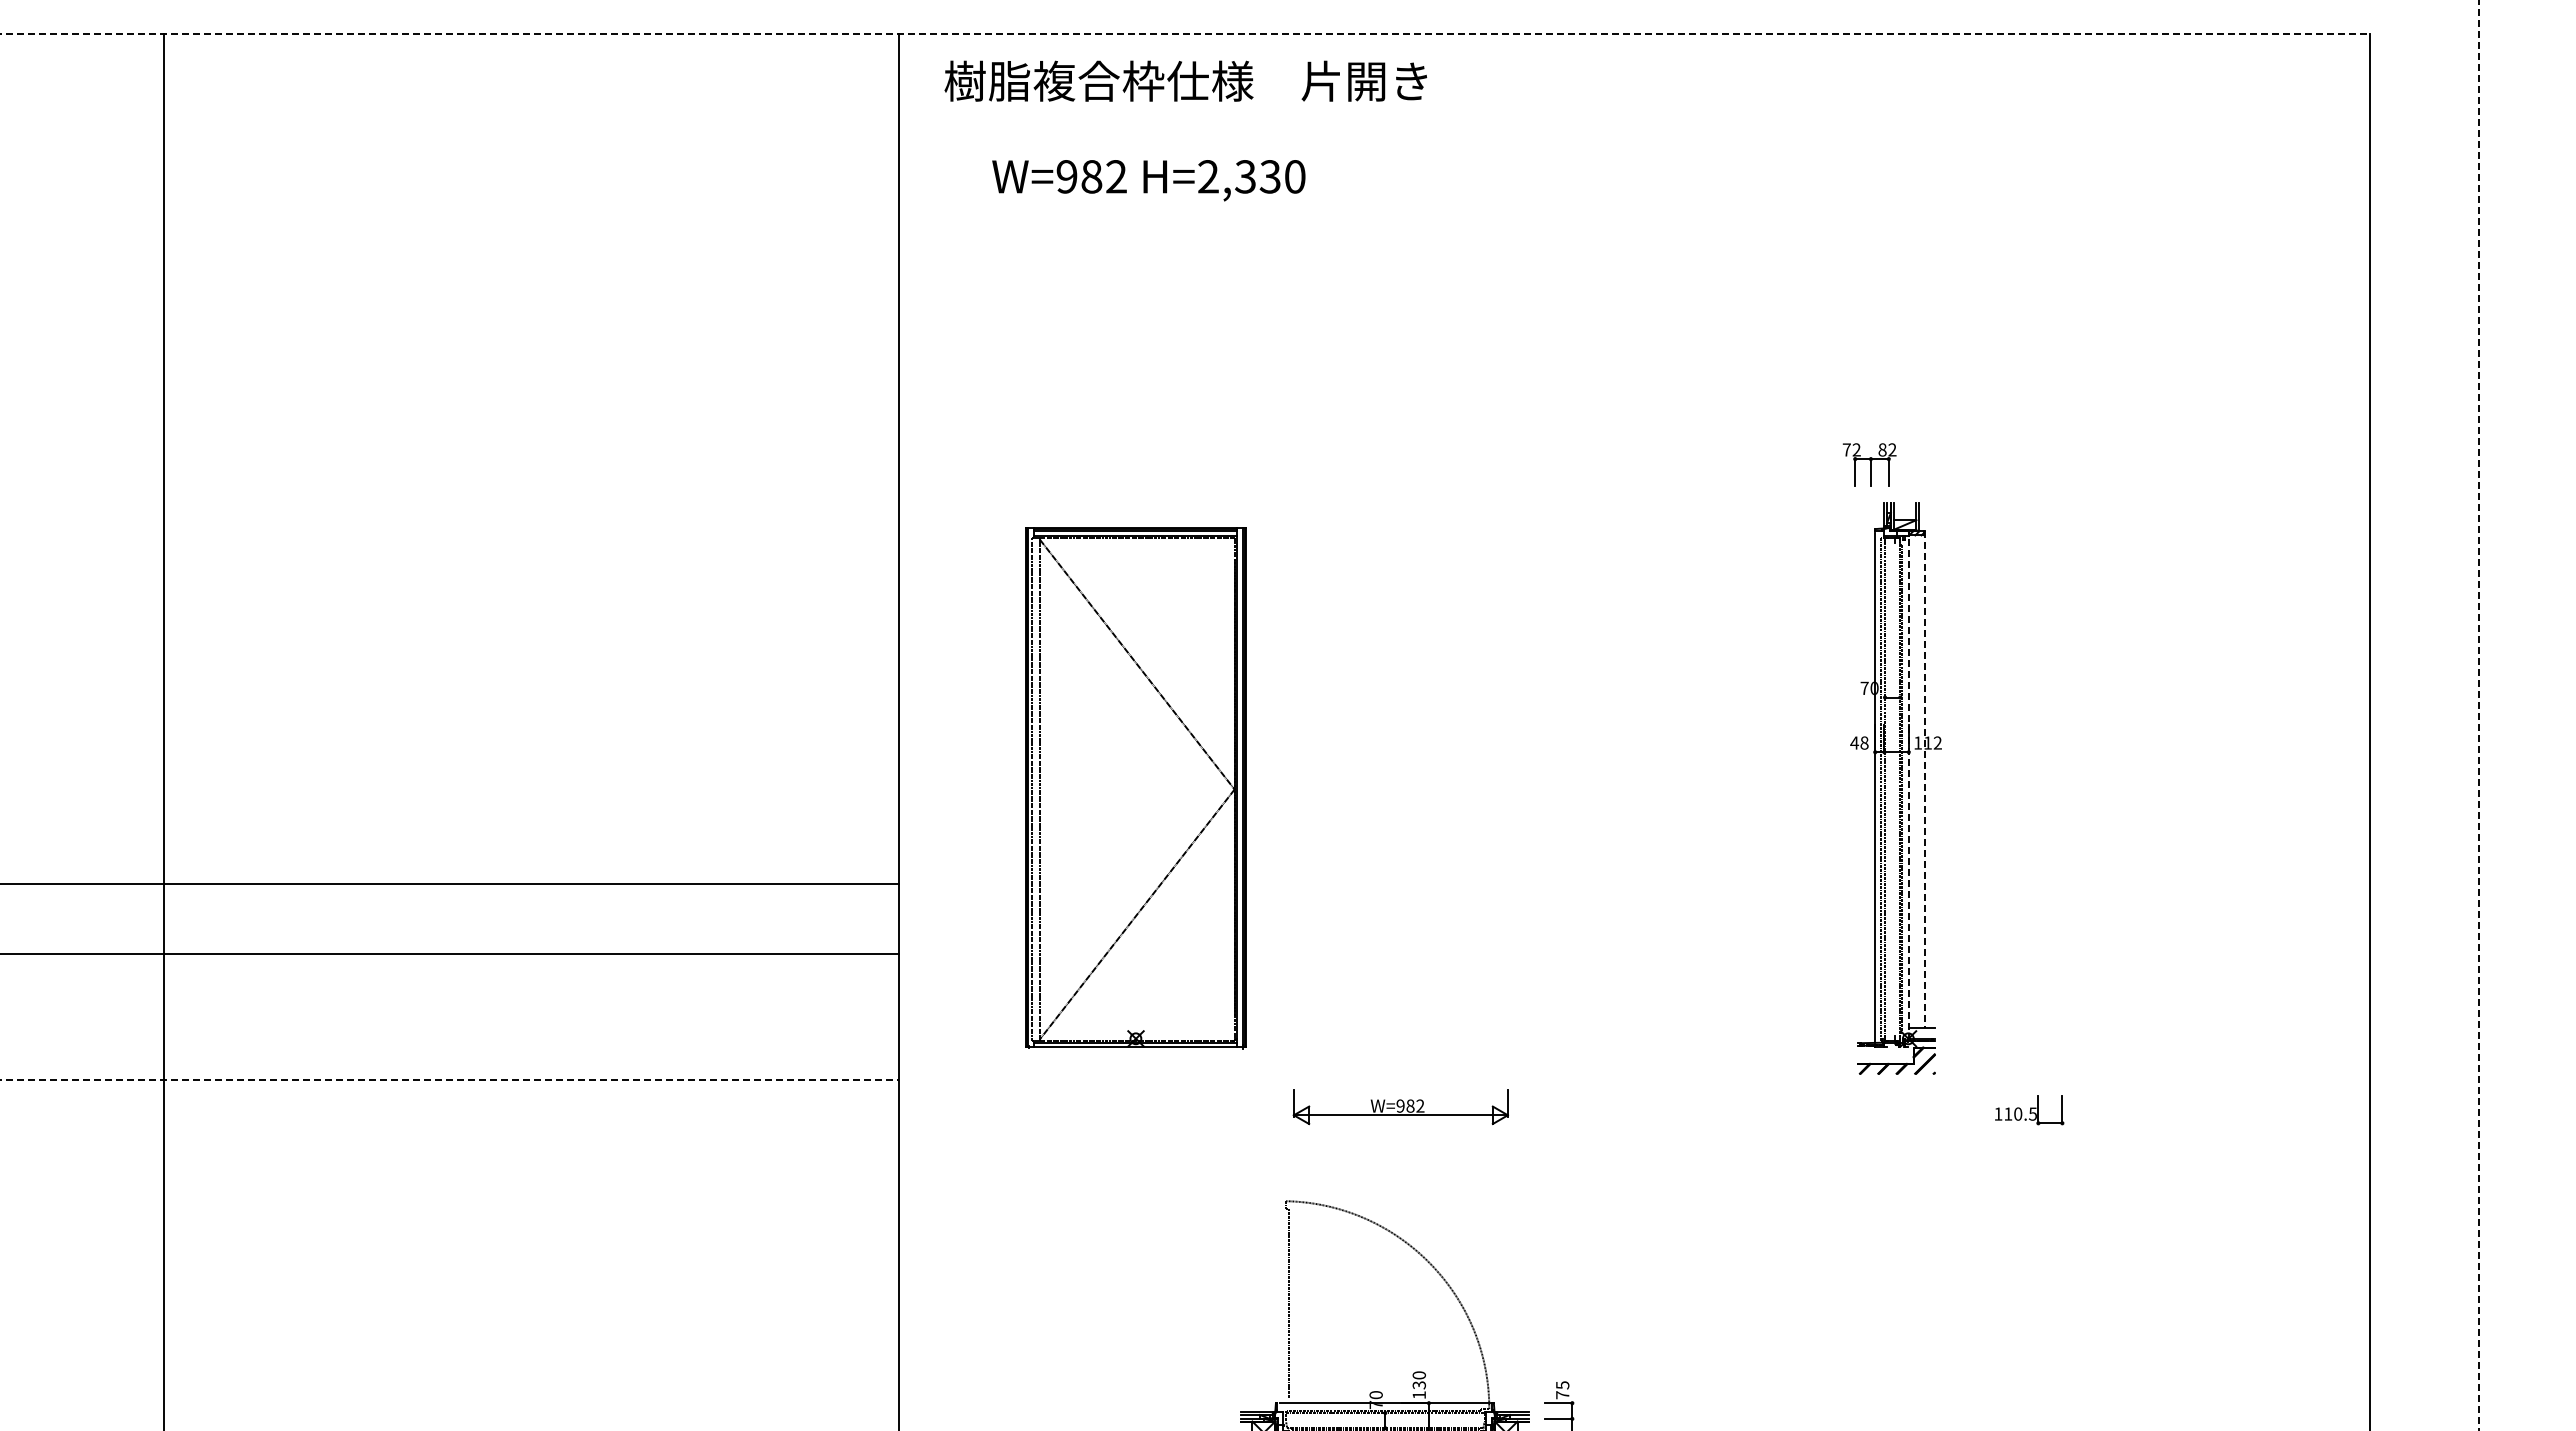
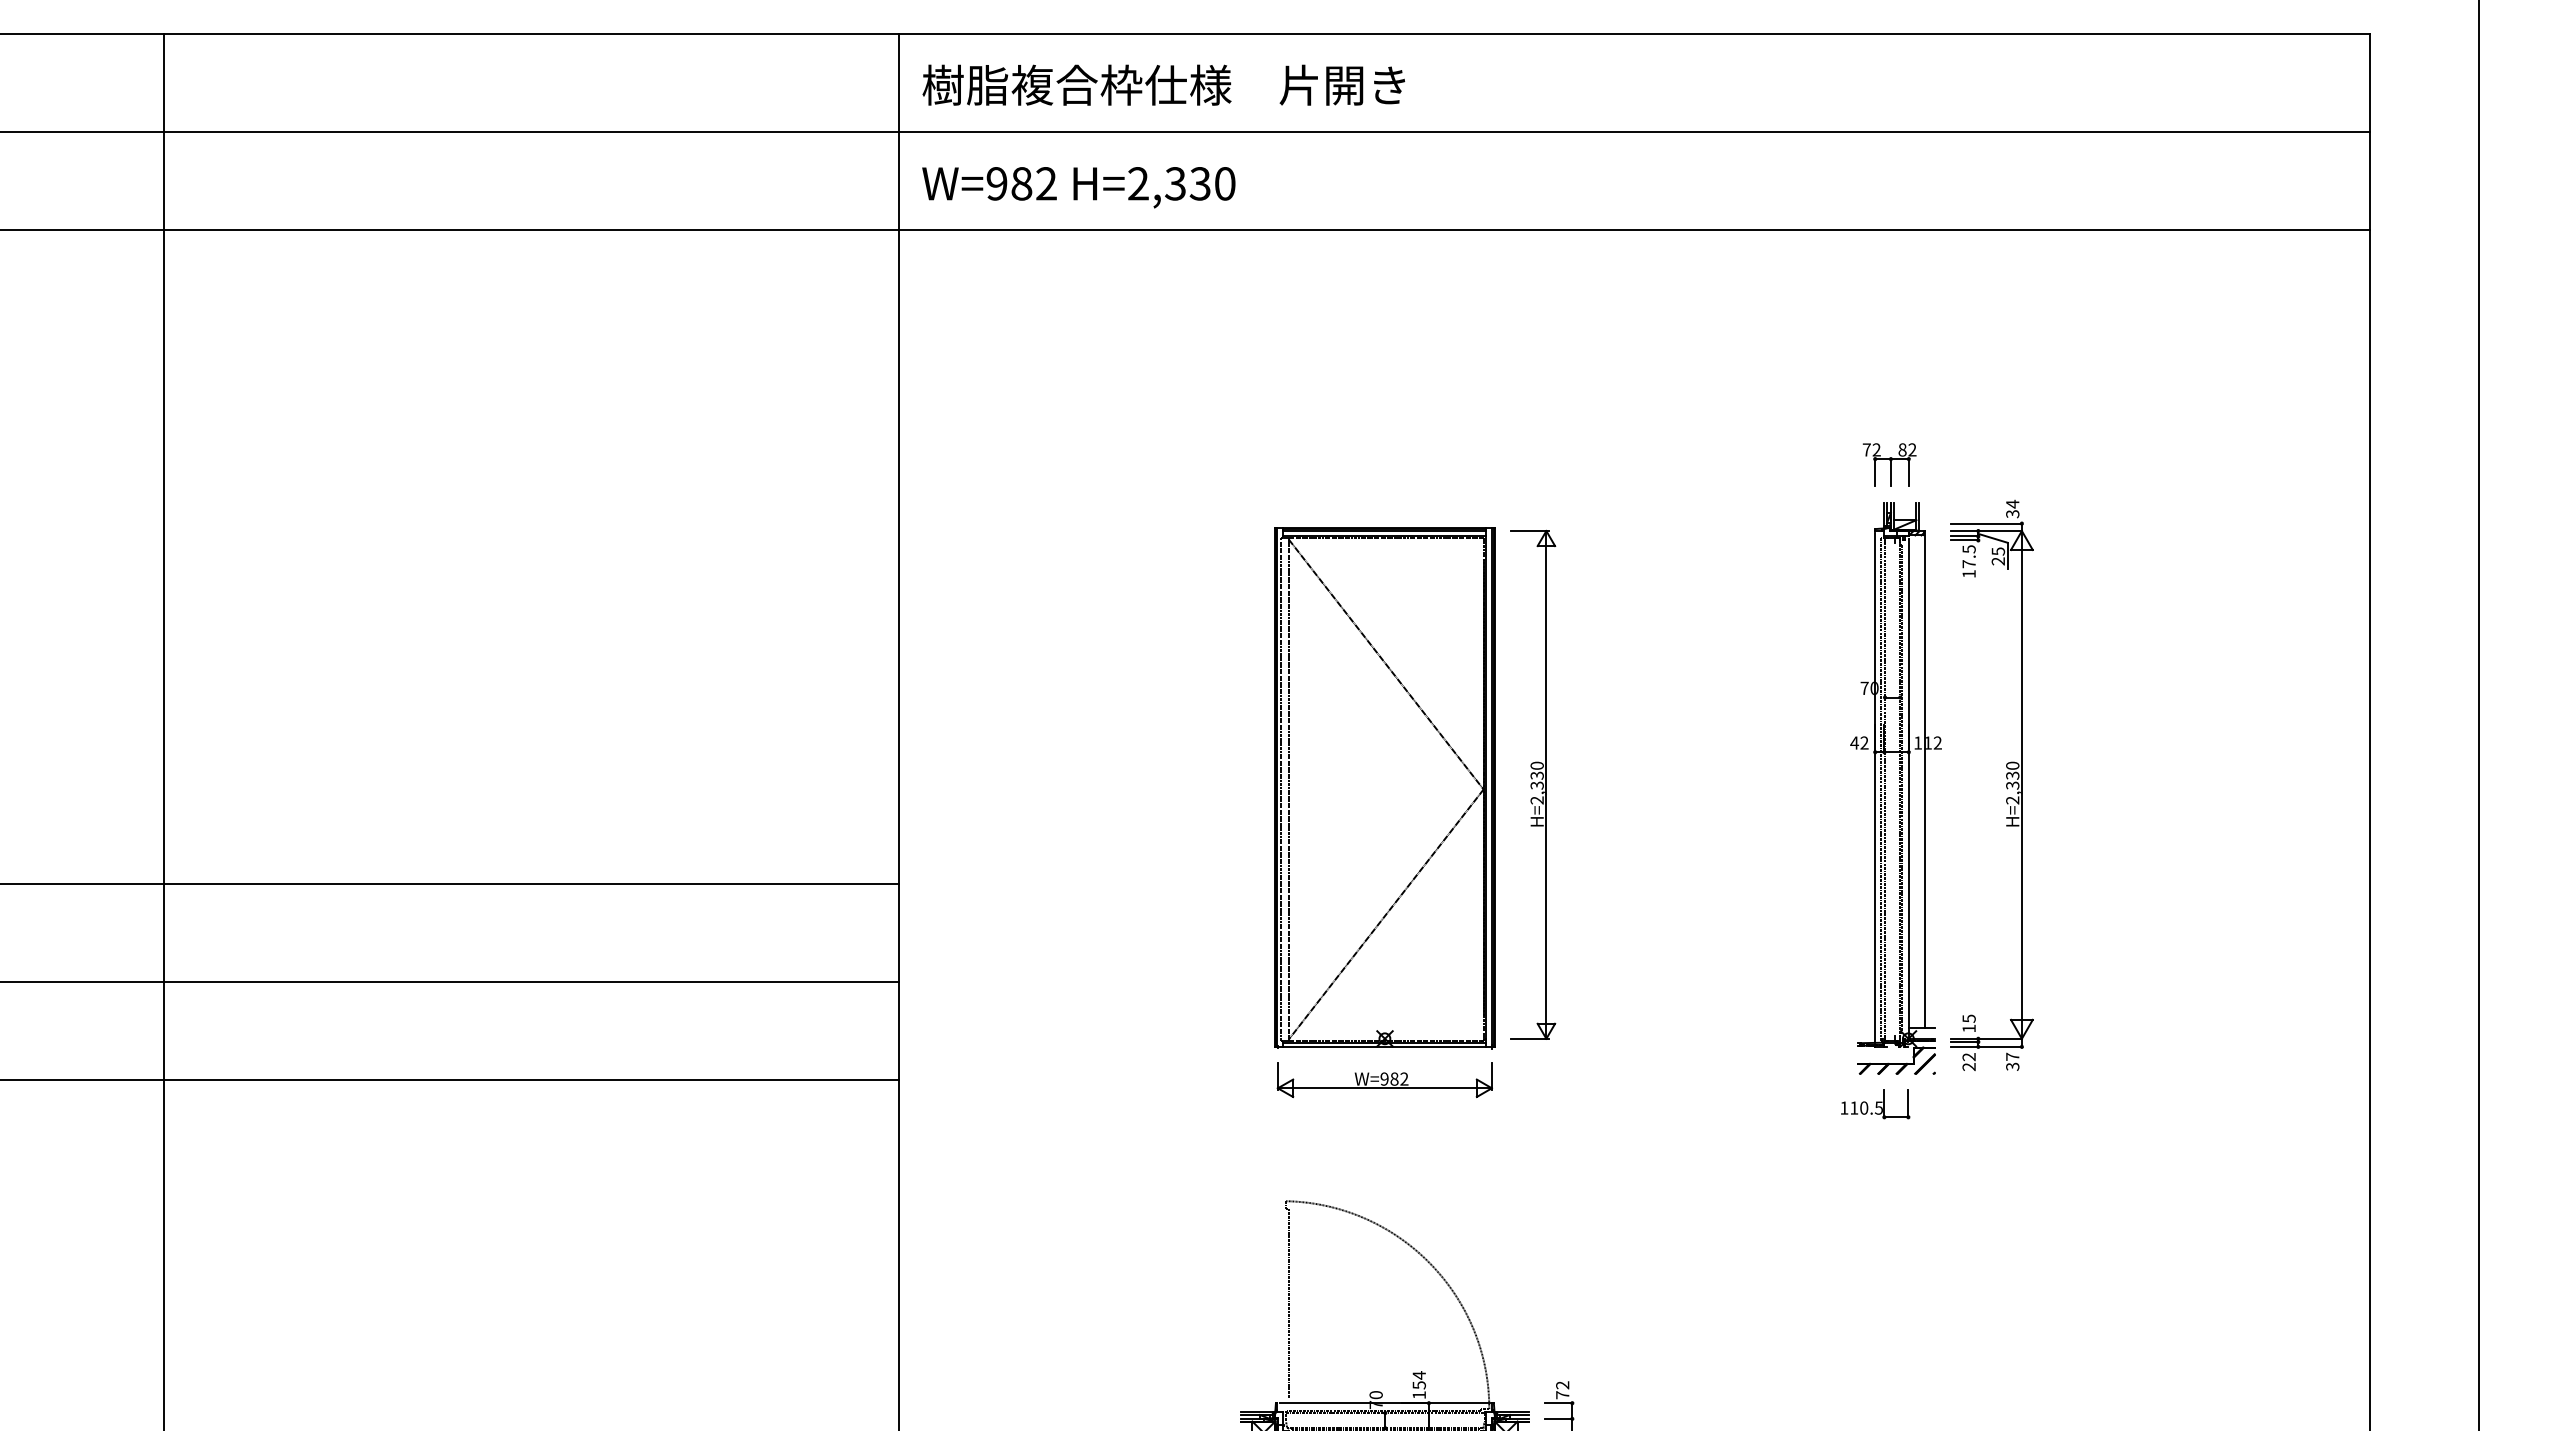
line: dashed -> solid (1185, 34)
text position: (1185, 80) -> (1163, 84) (1163, 84)
line: none -> present (1186, 132)
text position: (1148, 180) -> (1078, 187) (1078, 187)
line: none -> present (1186, 230)
part position: (1869, 464) -> (1889, 464) (1889, 464)
line: dashed -> solid (2479, 715)
text: 48 -> 42 (1864, 742)
line: dashed -> solid (1924, 779)
part: none -> present (1533, 784)
part: none -> present (2006, 784)
part position: (1135, 788) -> (1384, 788) (1384, 788)
line: dashed -> solid (1908, 789)
line position: (450, 954) -> (450, 982) (450, 982)
line: dashed -> solid (450, 1080)
part position: (1400, 1106) -> (1384, 1079) (1384, 1079)
part position: (2029, 1110) -> (1875, 1104) (1875, 1104)
text: 130 -> 154 (1418, 1379)
text: 75 -> 72 (1562, 1385)
